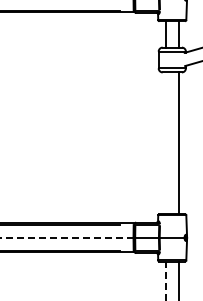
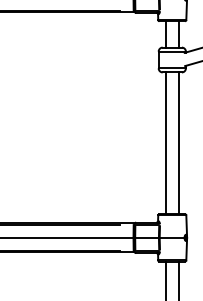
line: none -> present (165, 143)
line: dashed -> solid (66, 237)
line: dashed -> solid (165, 280)
